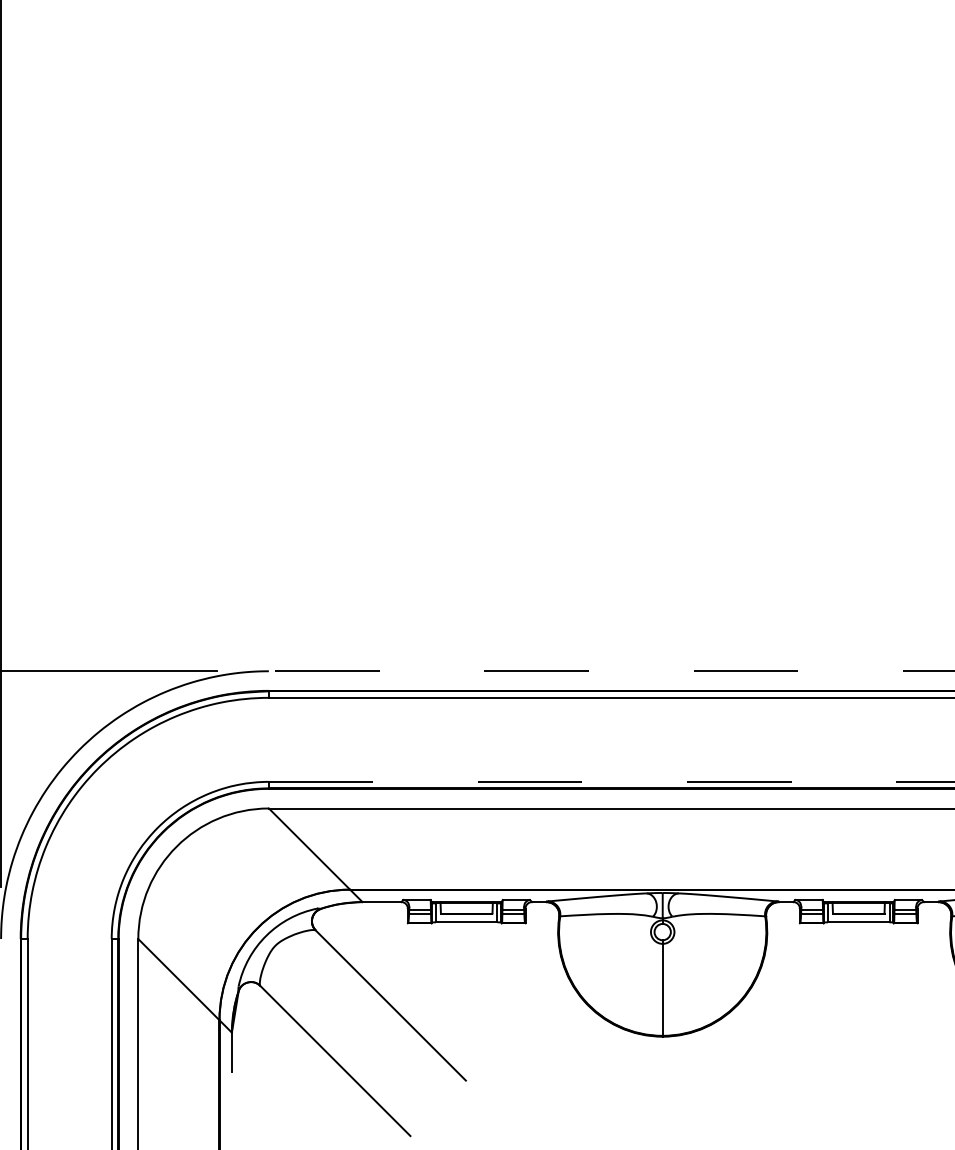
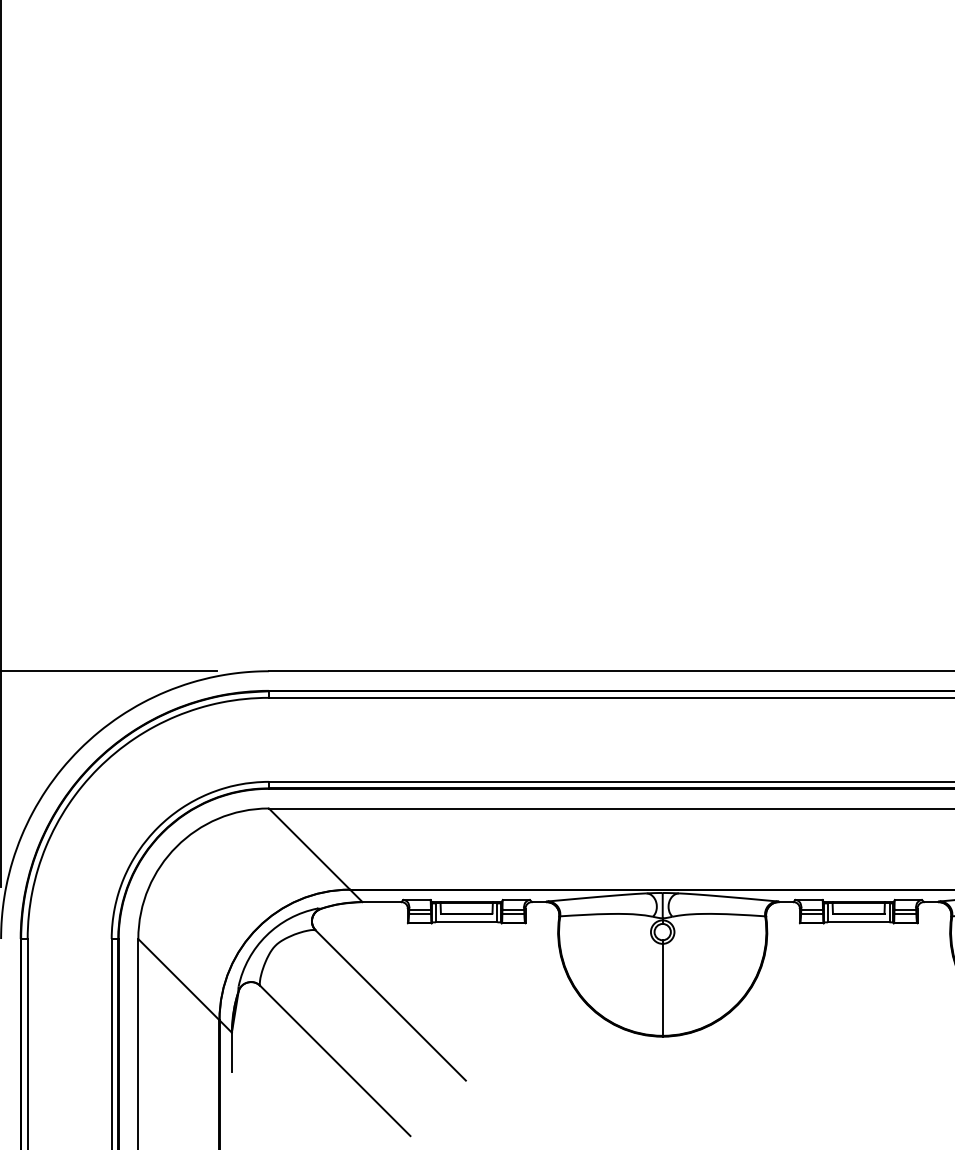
line: dashed -> solid (611, 671)
line: dashed -> solid (611, 781)
